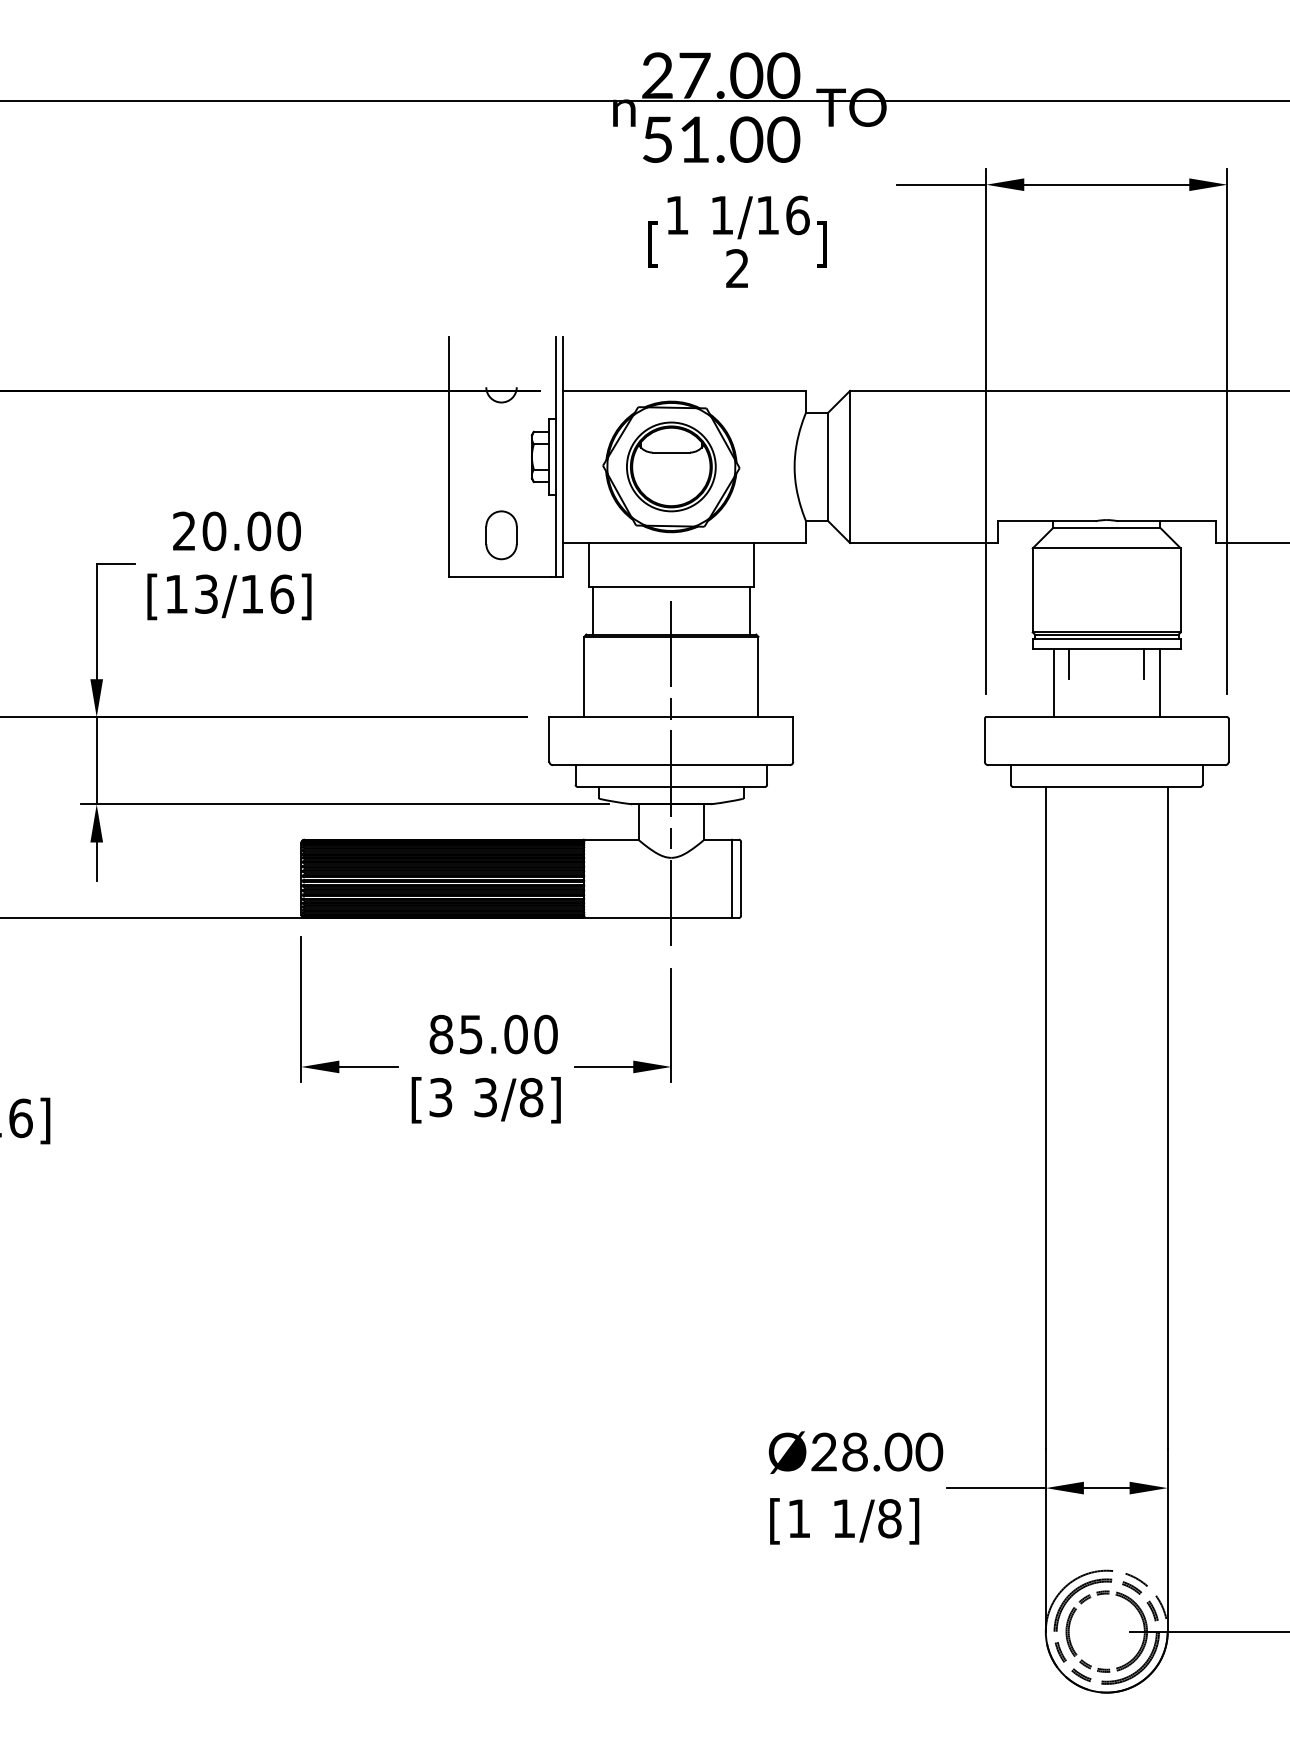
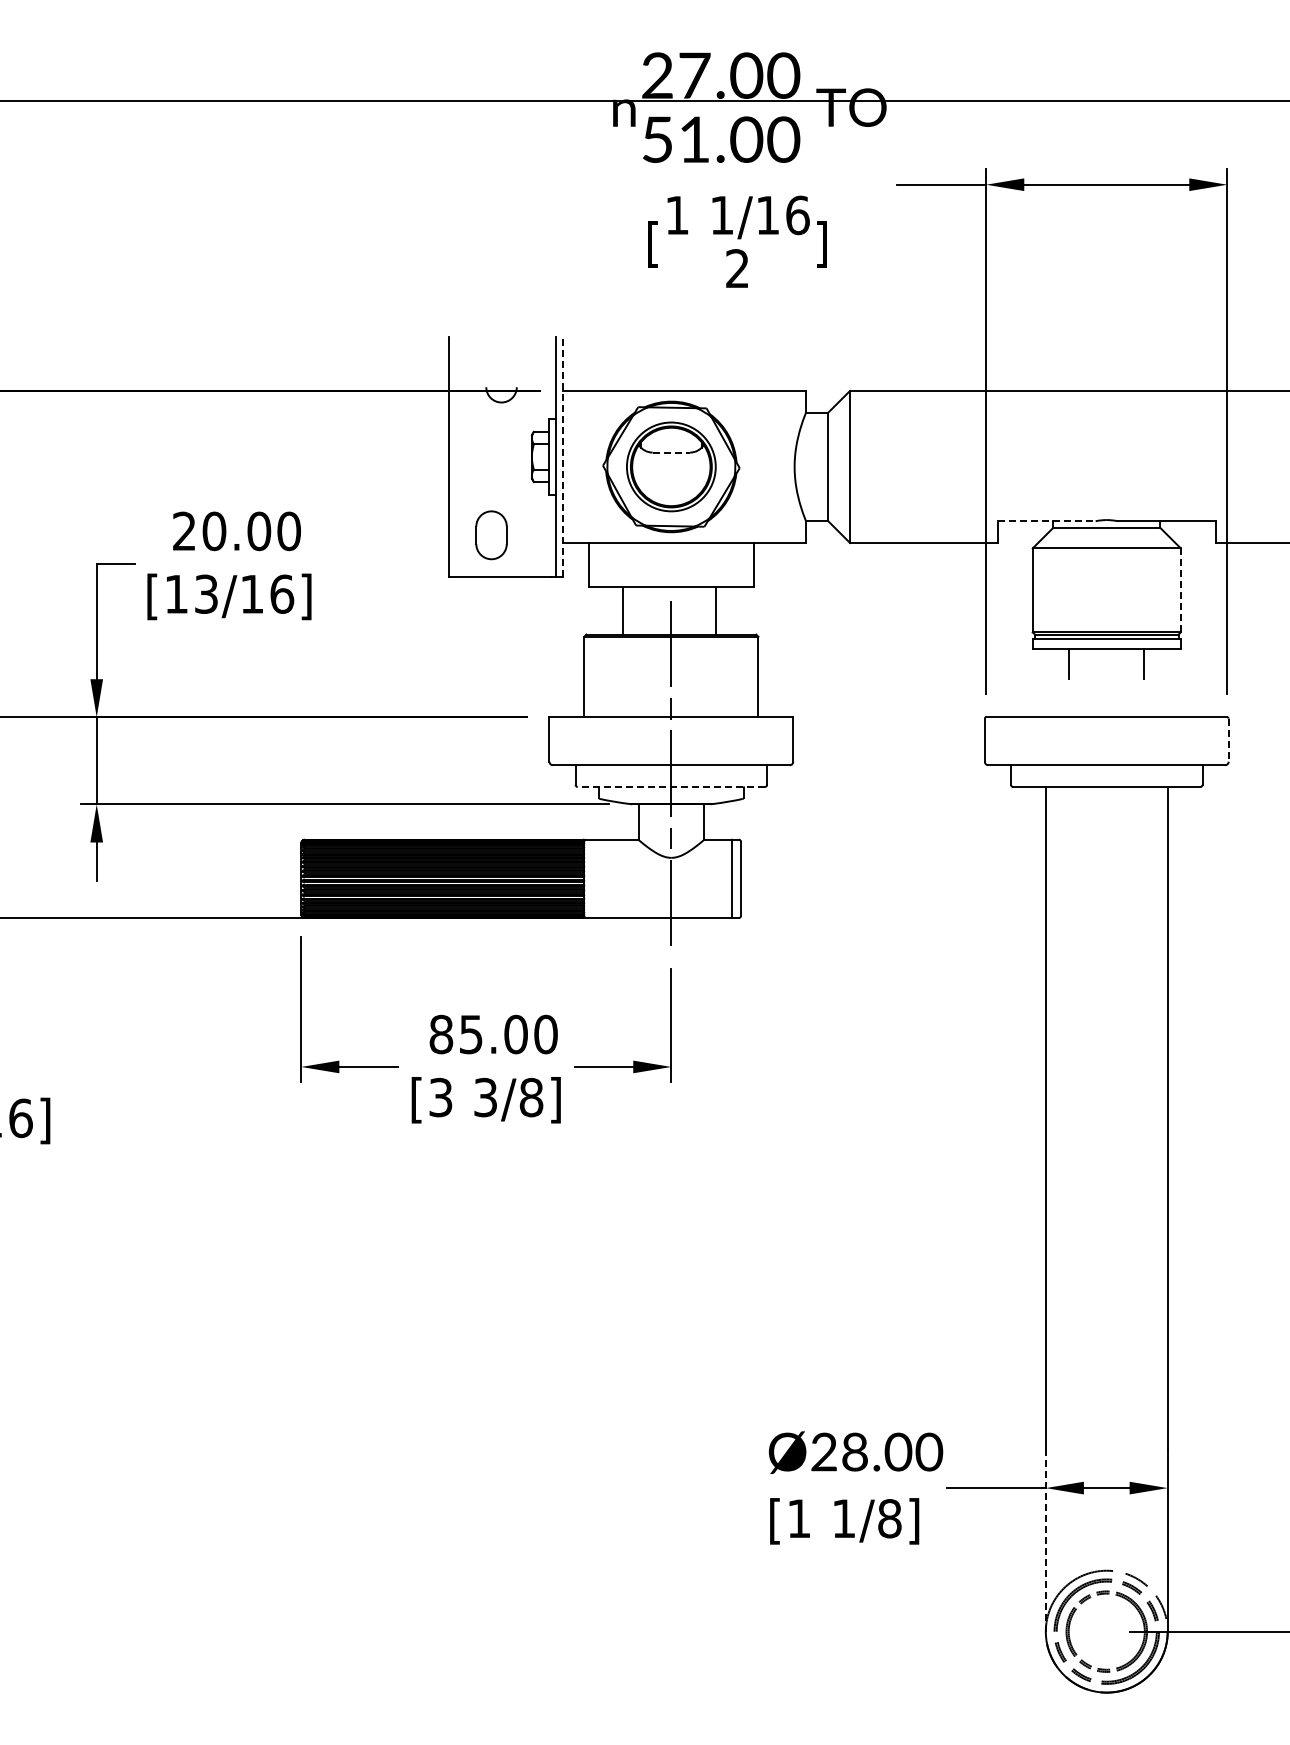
line: solid -> dashed (671, 452)
line: solid -> dashed (562, 456)
line: solid -> dashed (1046, 521)
part position: (501, 535) -> (491, 535) (491, 535)
line: solid -> dashed (1180, 590)
line position: (592, 610) -> (622, 610) (622, 610)
line position: (749, 610) -> (715, 610) (715, 610)
line: present -> none (1053, 682)
line: present -> none (1159, 682)
line: solid -> dashed (1228, 740)
line: solid -> dashed (671, 786)
line: solid -> dashed (1045, 1540)
